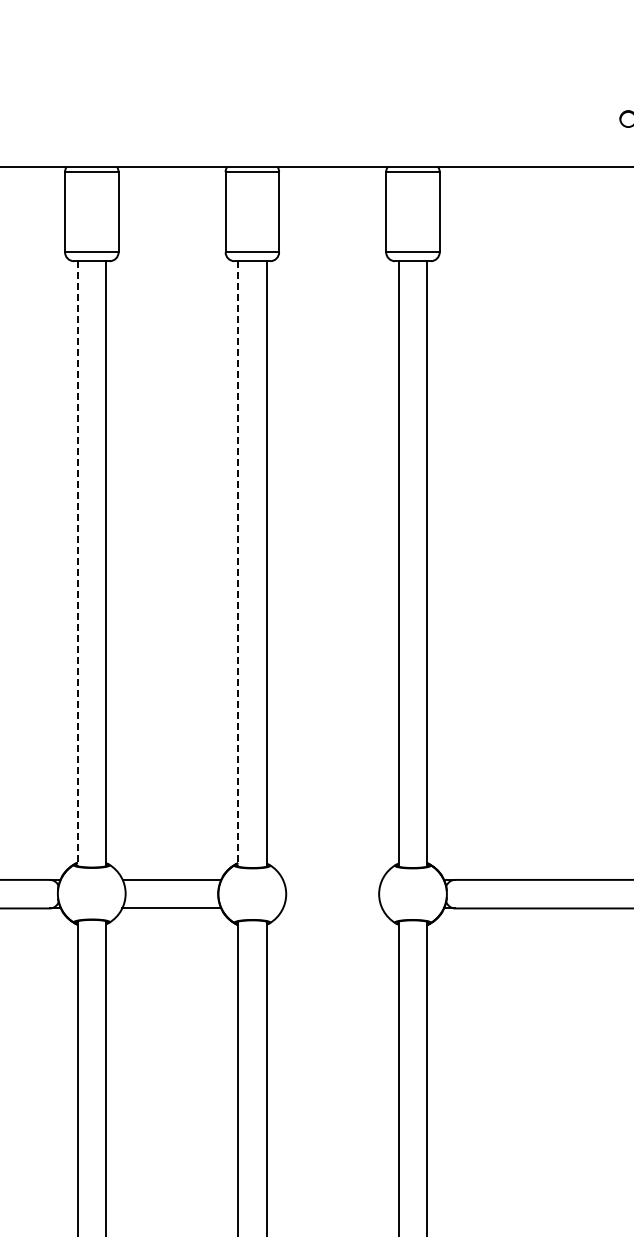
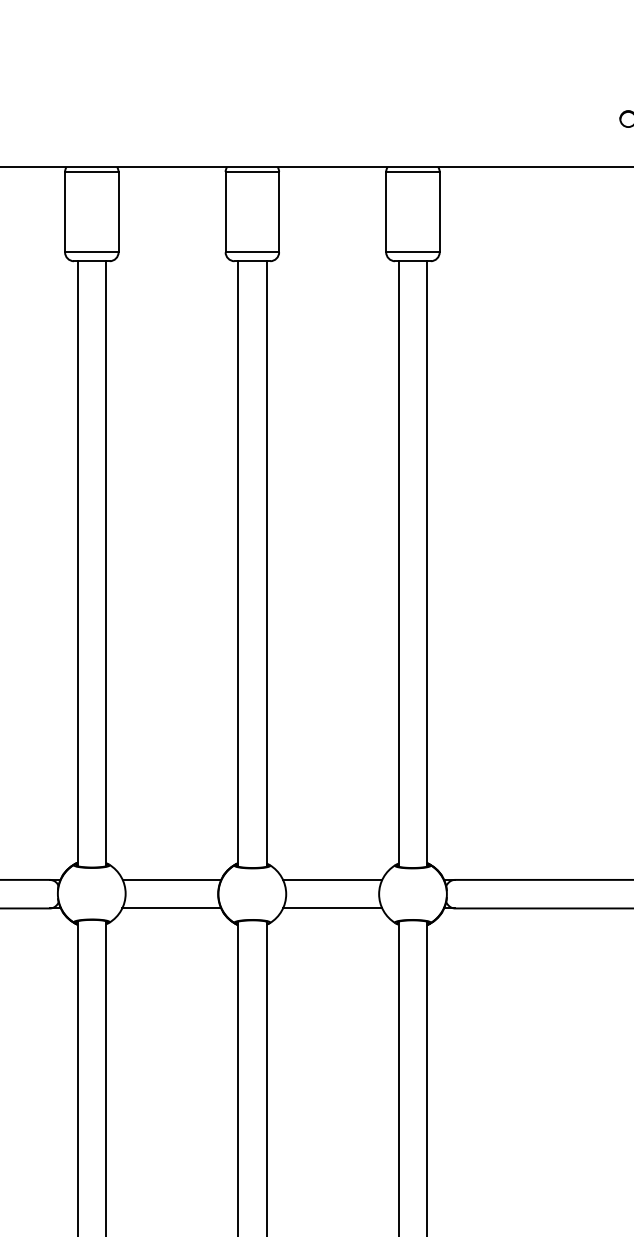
line: dashed -> solid (238, 563)
line: dashed -> solid (77, 564)
line: none -> present (332, 879)
line: none -> present (332, 908)
